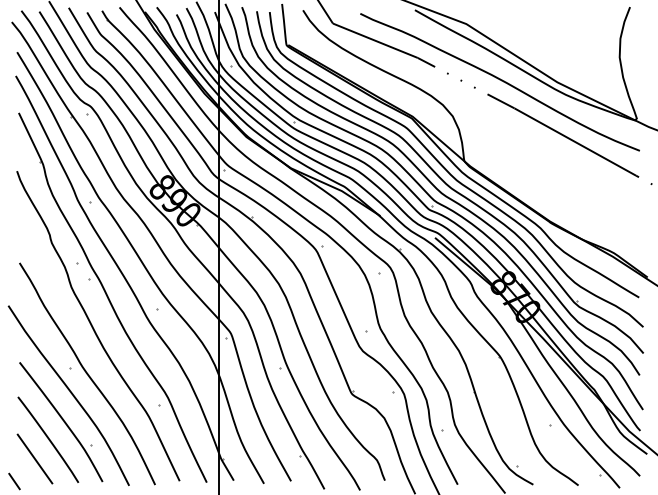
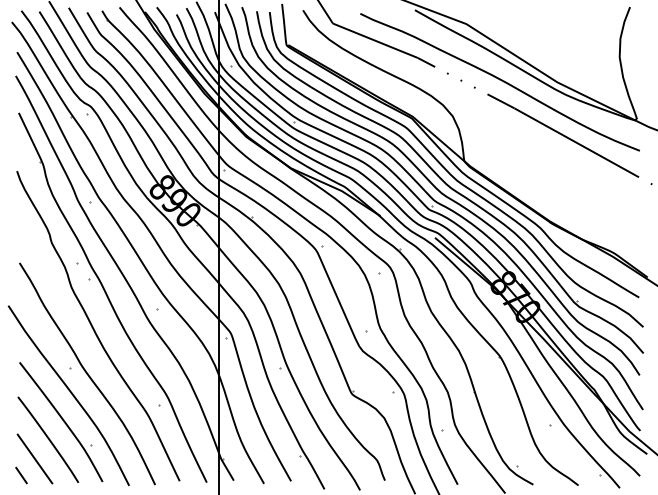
line position: (14, 481) -> (21, 475) (21, 475)
